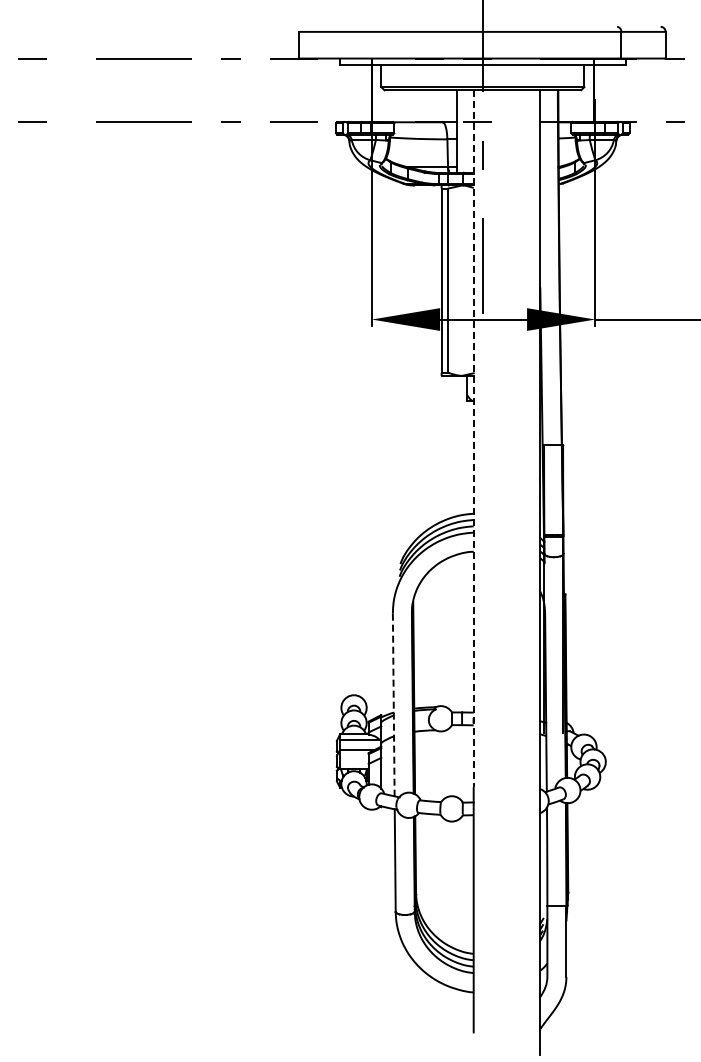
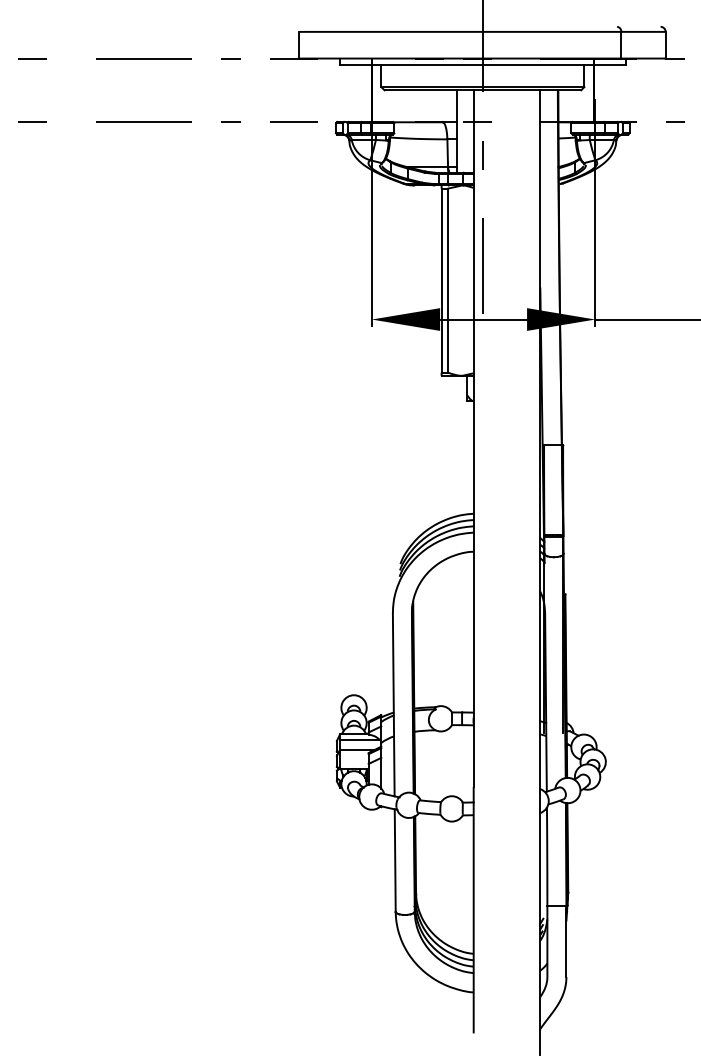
line: dashed -> solid (473, 439)
line: dashed -> solid (393, 705)
